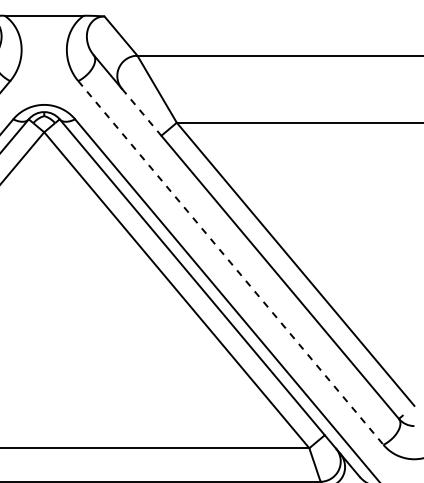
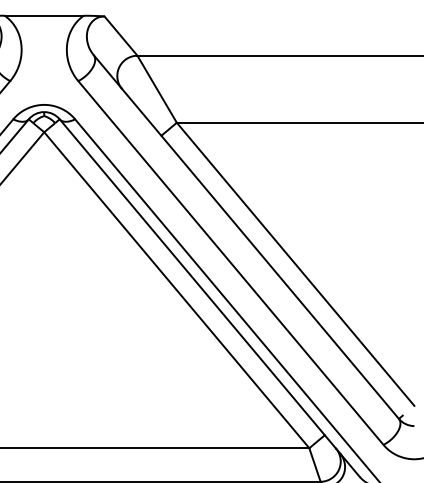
line: dashed -> solid (141, 112)
line: dashed -> solid (231, 263)
